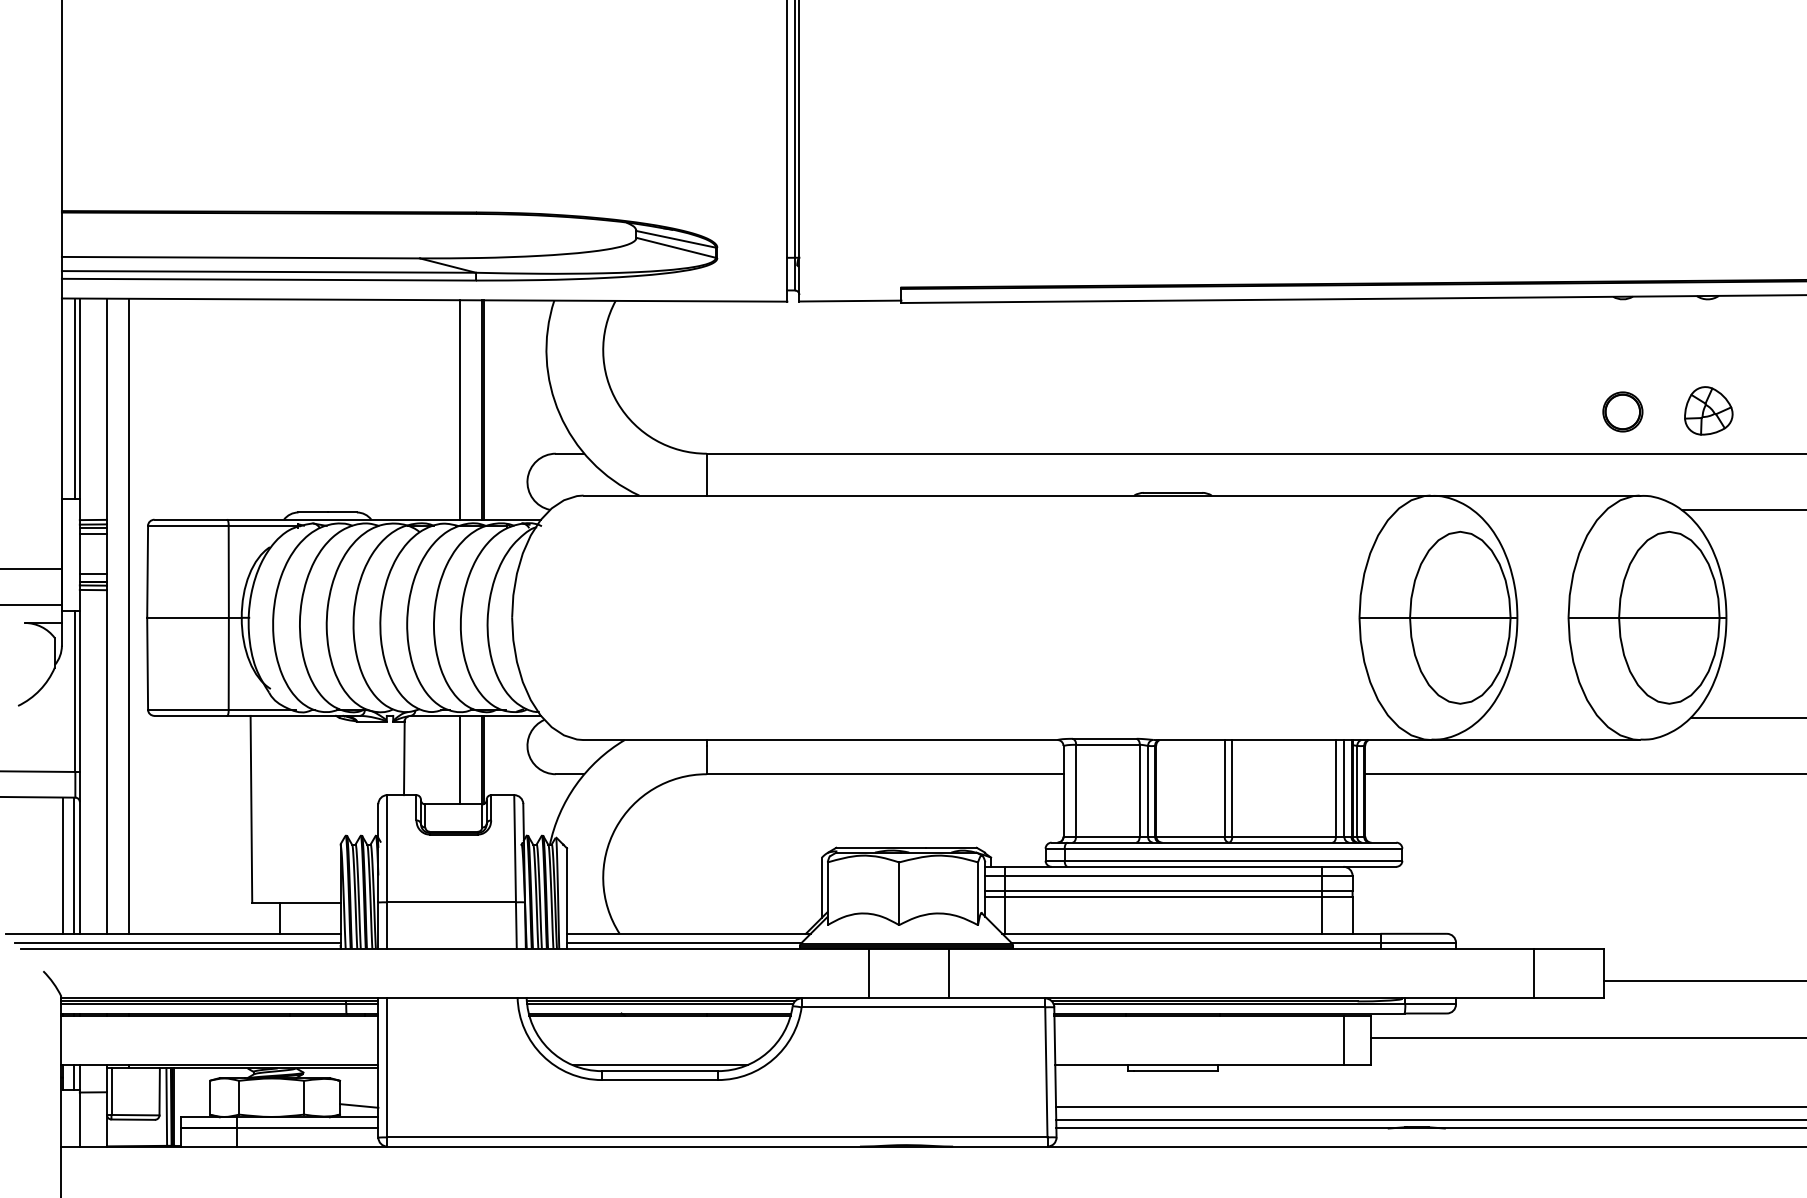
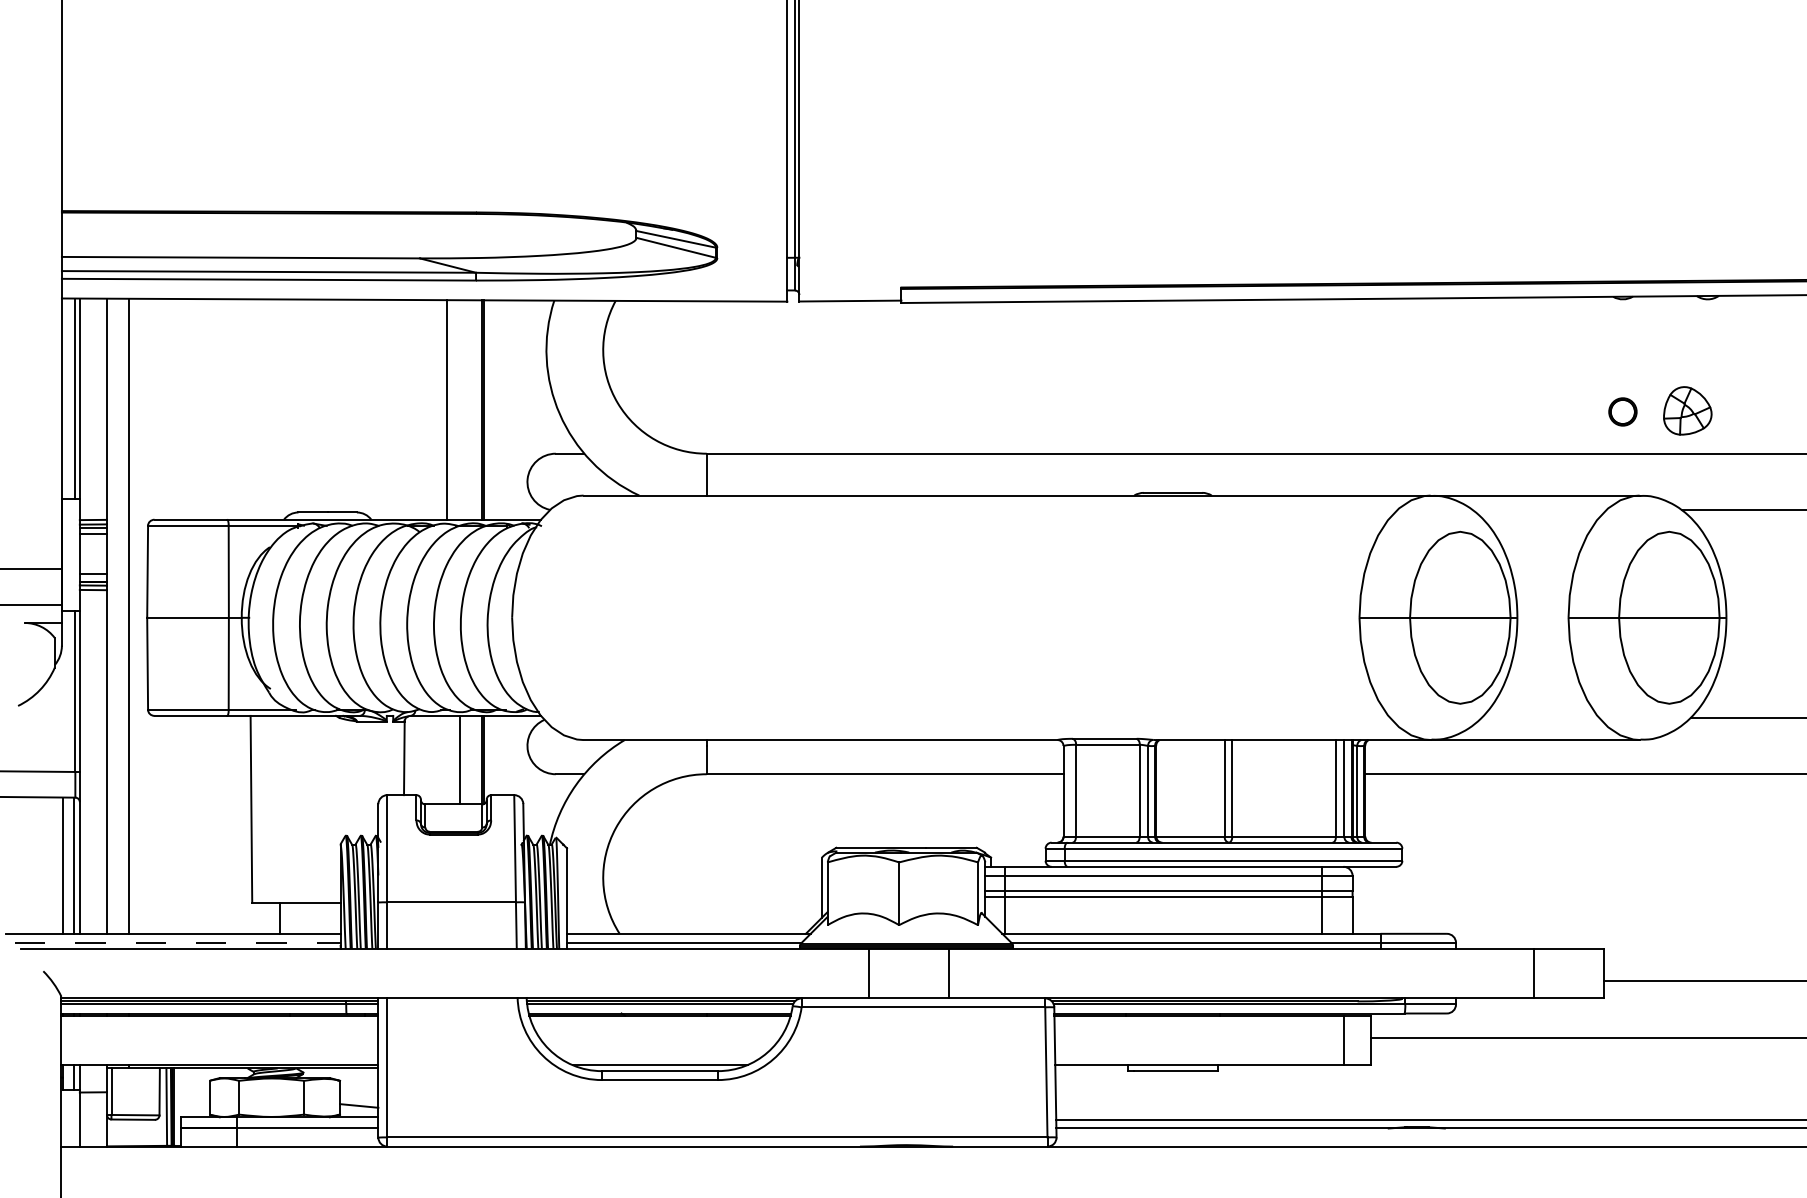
line position: (460, 409) -> (447, 409) (447, 409)
part position: (1708, 410) -> (1687, 410) (1687, 410)
part size: 42x42 px -> 30x30 px (1622, 411)
line: solid -> dashed (177, 942)
line: present -> none (1429, 1107)
